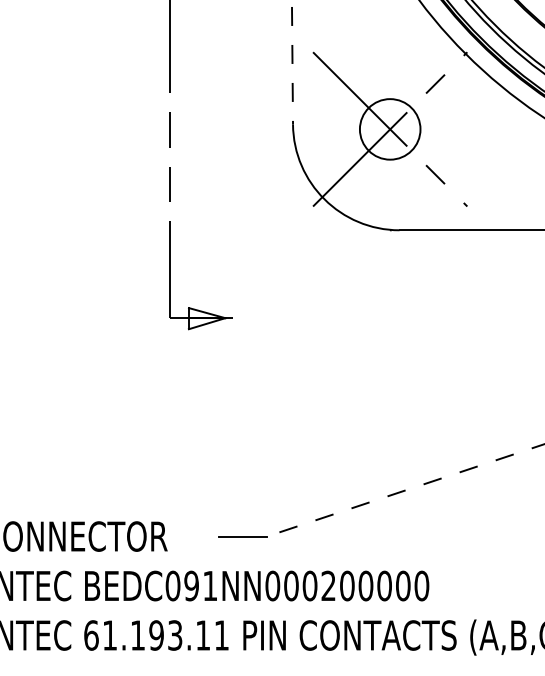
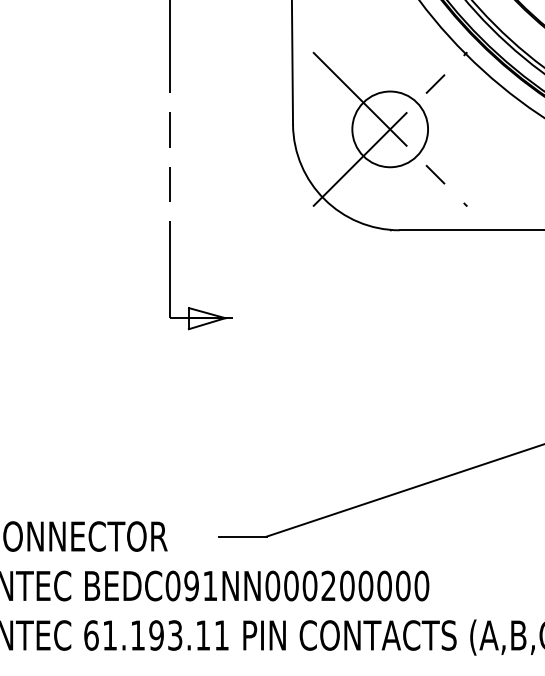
line: dashed -> solid (292, 62)
circle diameter: 61 px -> 76 px (390, 129)
line: dashed -> solid (405, 490)
